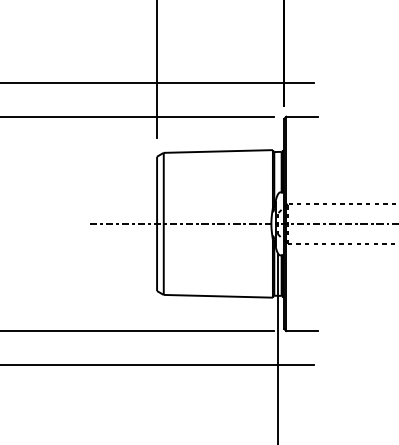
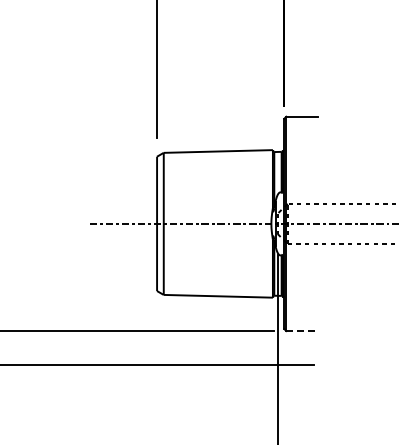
line: present -> none (157, 83)
line: present -> none (137, 116)
line: solid -> dashed (302, 331)
